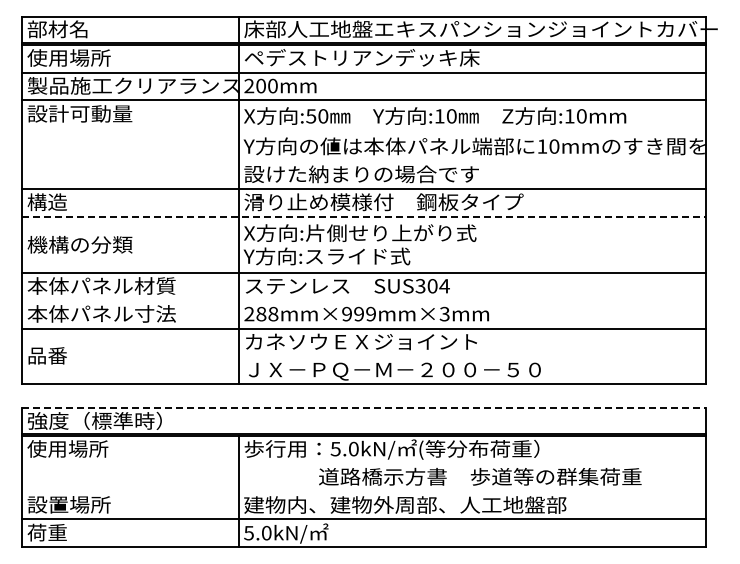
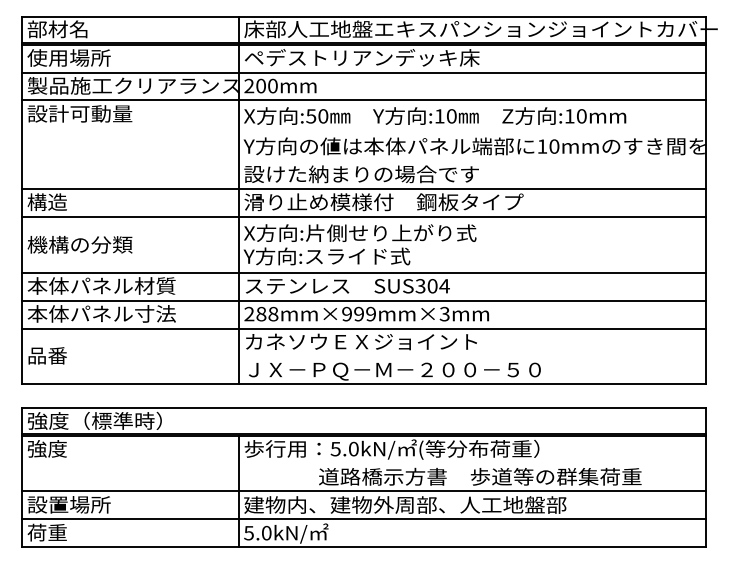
line: dashed -> solid (364, 216)
line: none -> present (364, 300)
line: dashed -> solid (364, 407)
text: 使用場所 -> 強度 (67, 448)
line: none -> present (364, 491)
